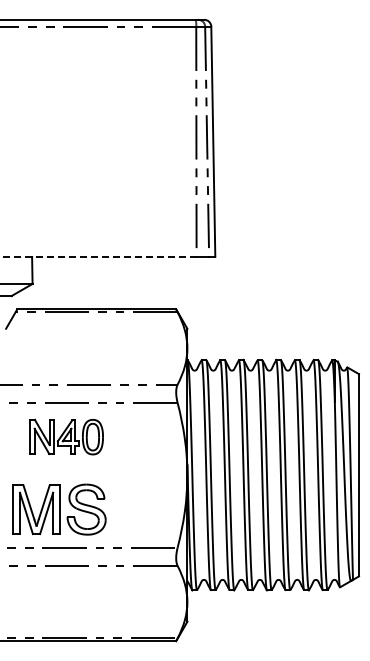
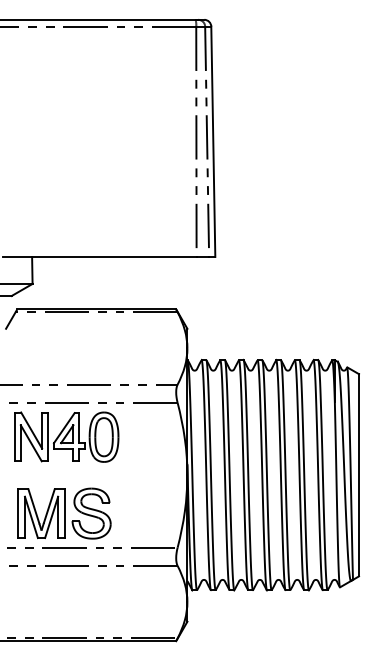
line: dashed -> solid (100, 256)
part size: 75x38 px -> 106x52 px (66, 436)
part position: (59, 509) -> (64, 513) (64, 513)
